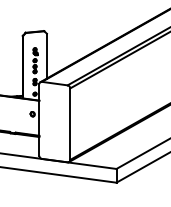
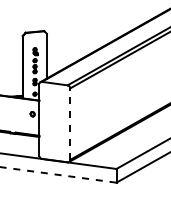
line: solid -> dashed (70, 124)
line: solid -> dashed (58, 174)
